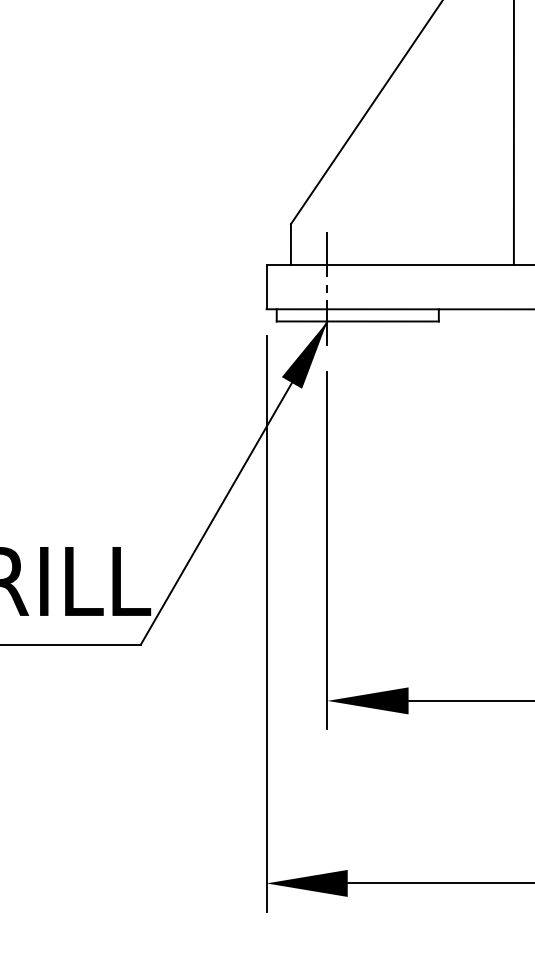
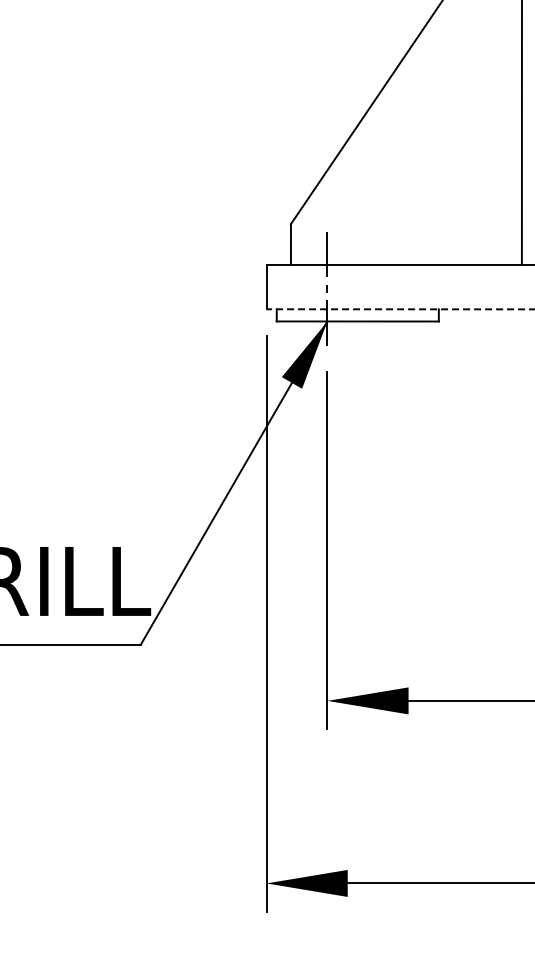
line position: (513, 133) -> (521, 133) (521, 133)
line: solid -> dashed (400, 309)
